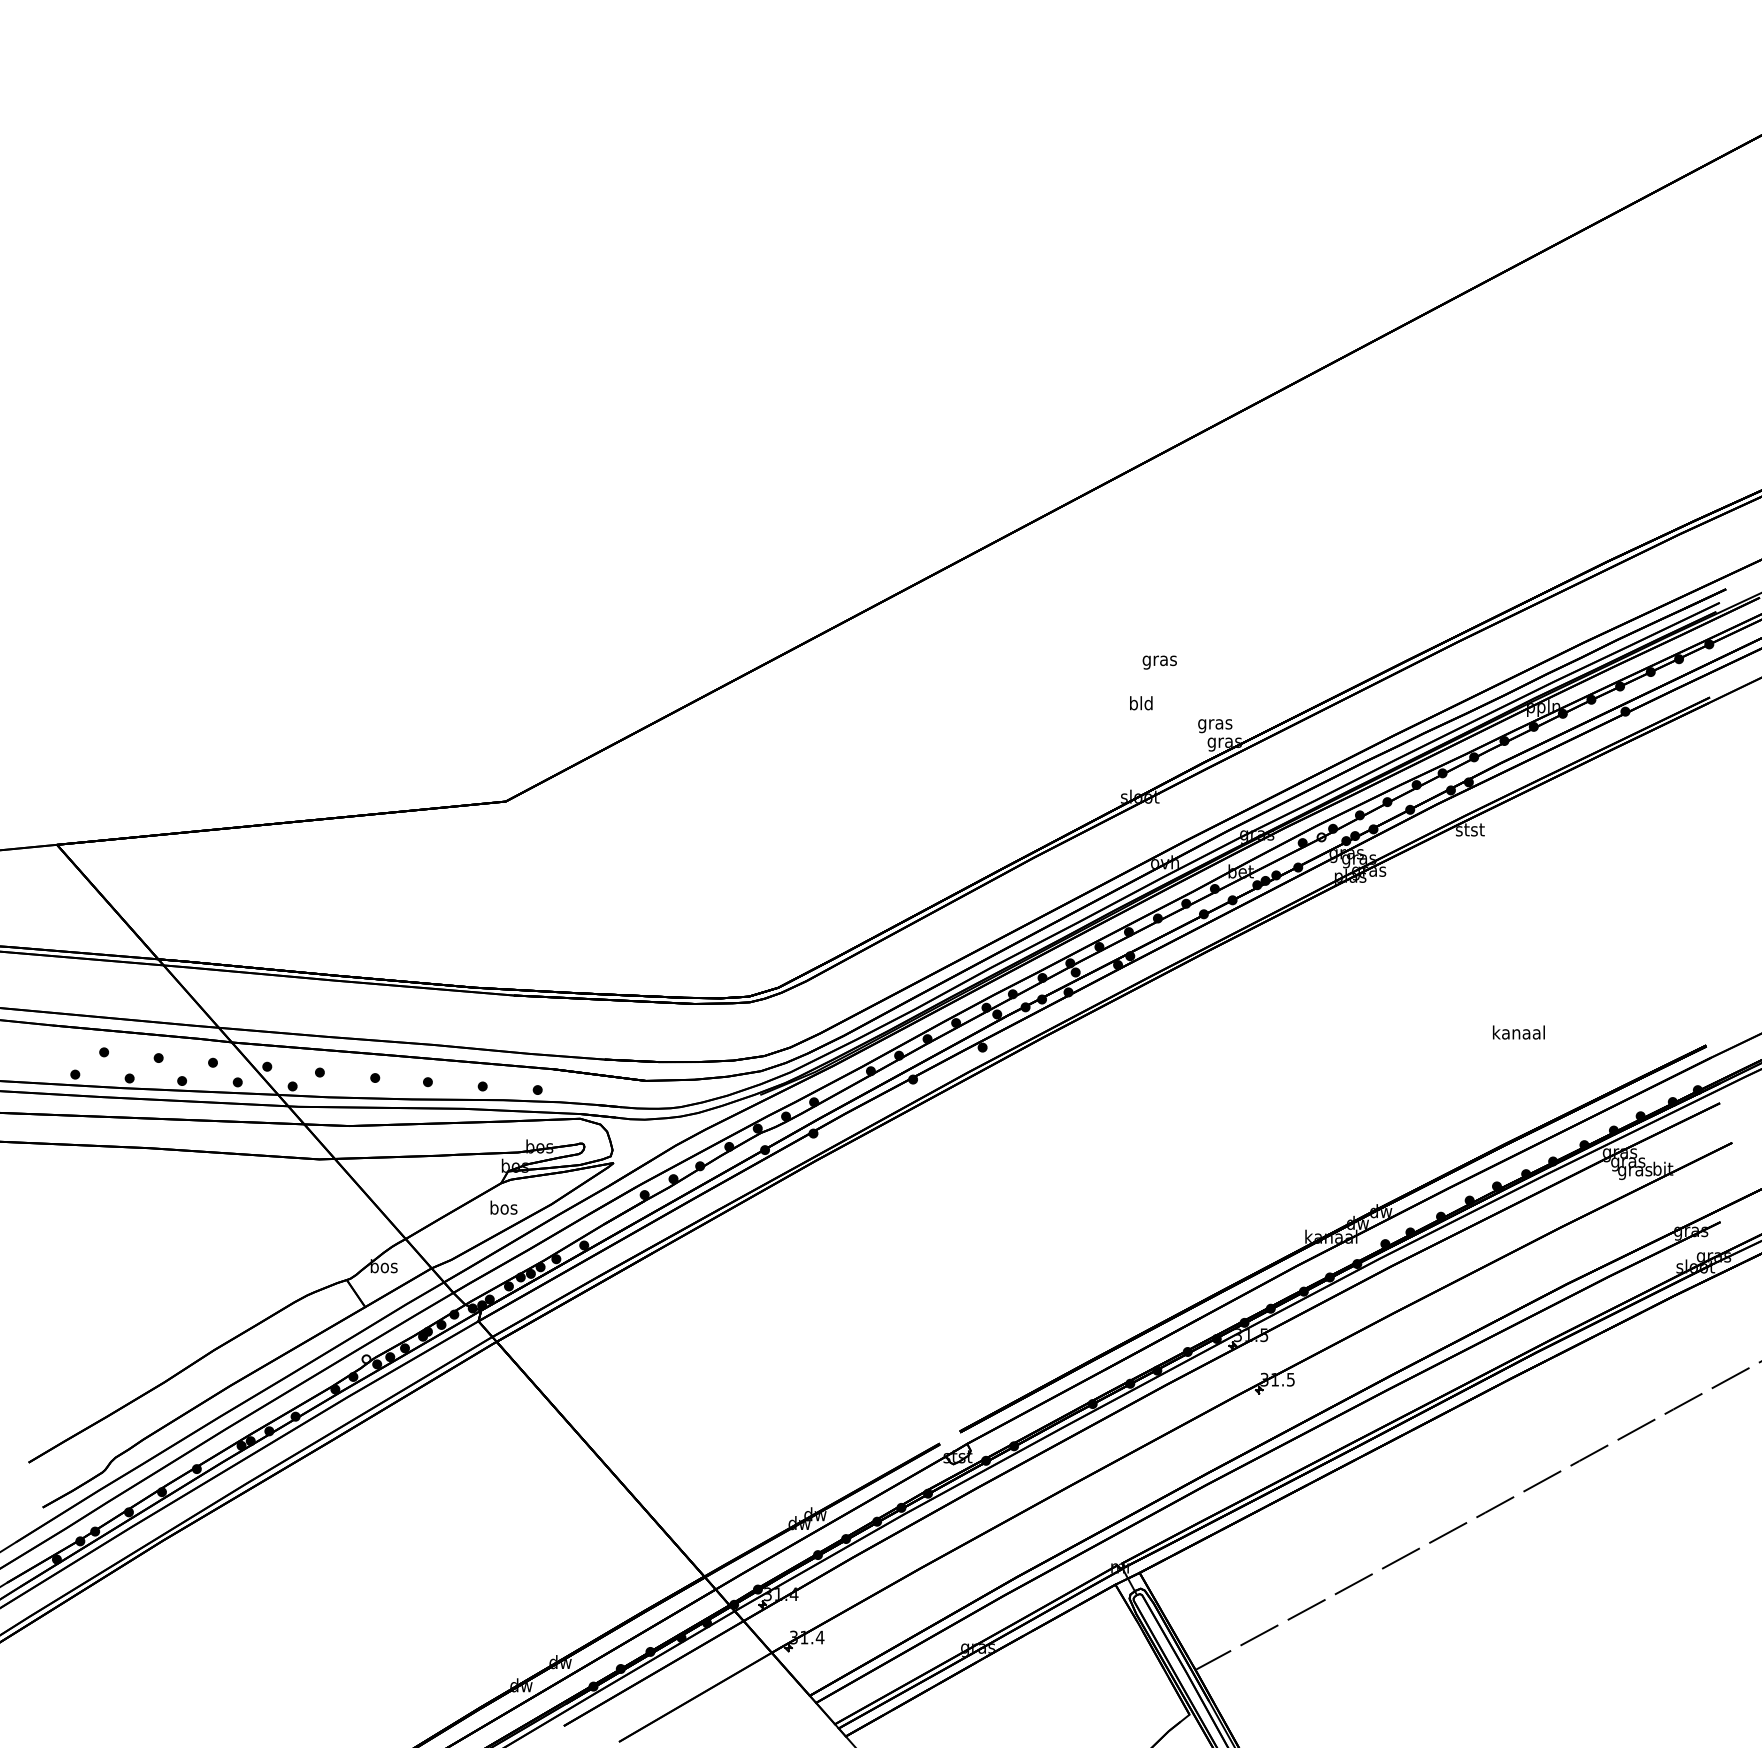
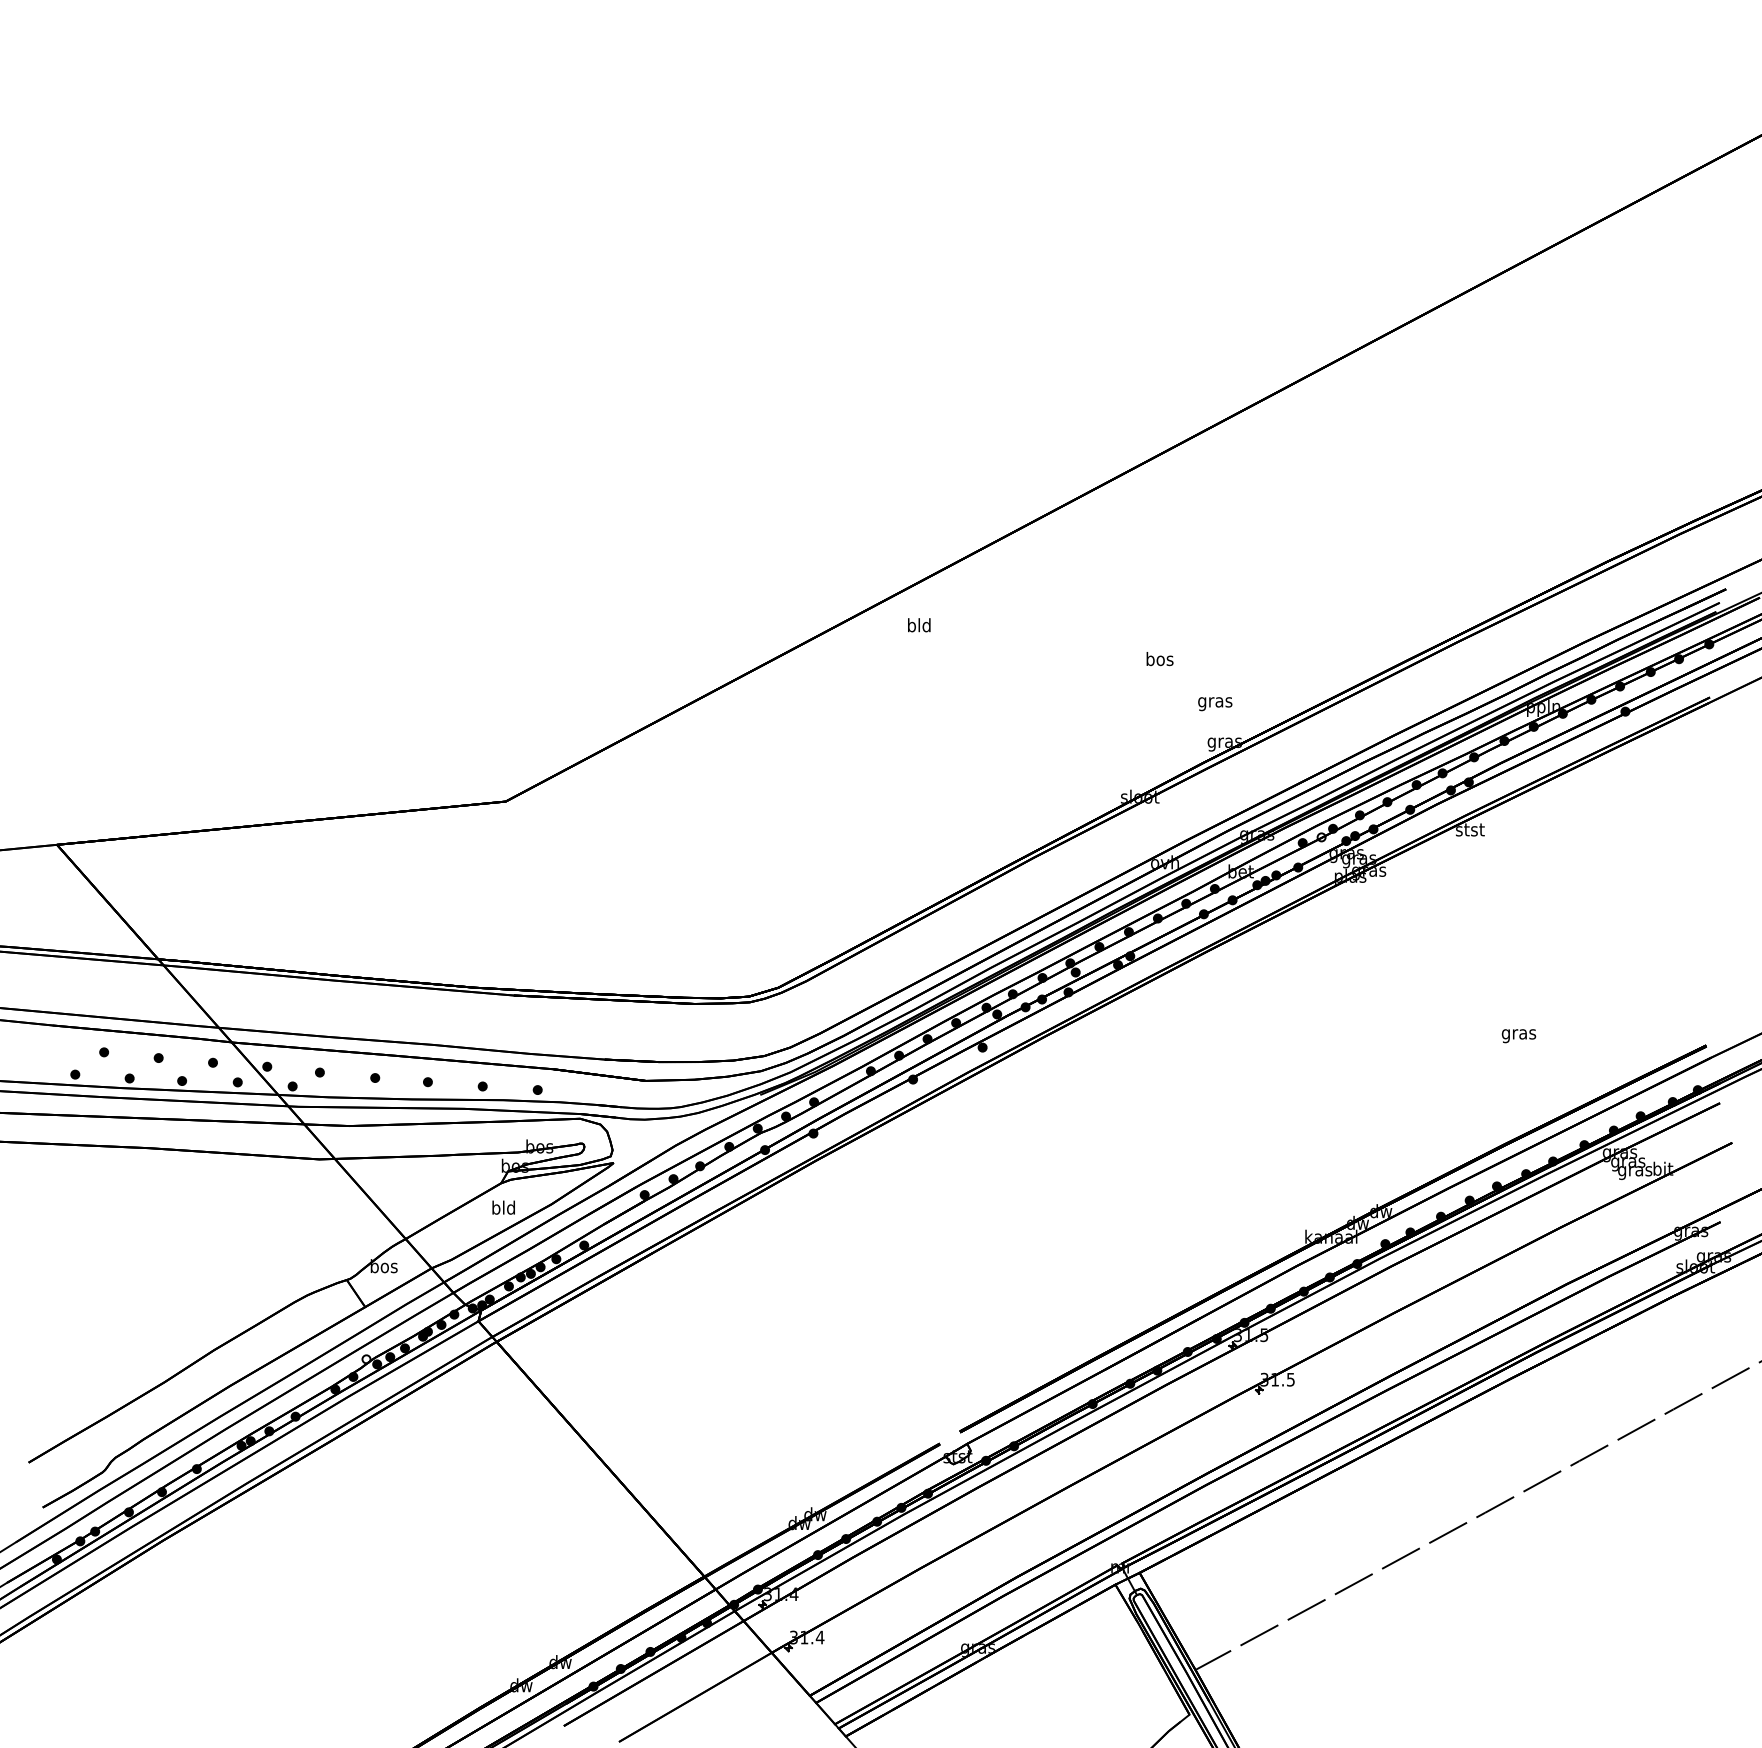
text: gras -> bos (1159, 660)
text position: (1141, 703) -> (919, 625) (919, 625)
text position: (1215, 726) -> (1215, 704) (1215, 704)
text: kanaal -> gras (1518, 1034)
text: bos -> bld (503, 1207)
